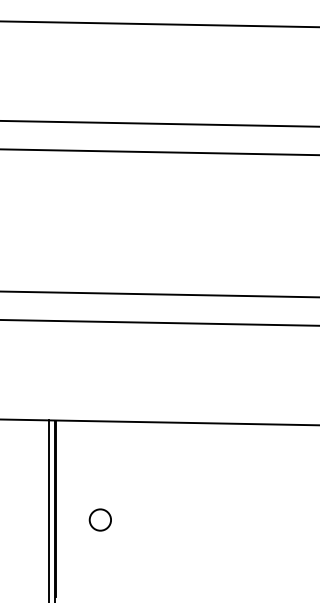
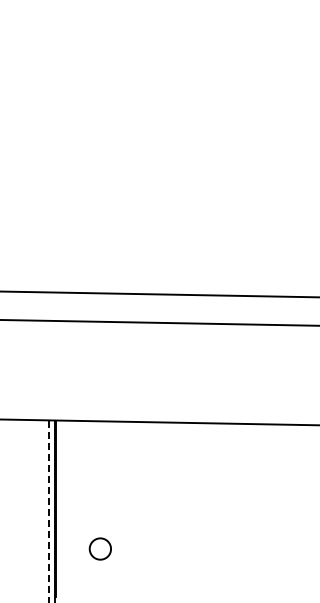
line: present -> none (159, 24)
line: present -> none (159, 123)
line: present -> none (159, 152)
line: solid -> dashed (49, 511)
circle position: (99, 519) -> (99, 548) (99, 548)
